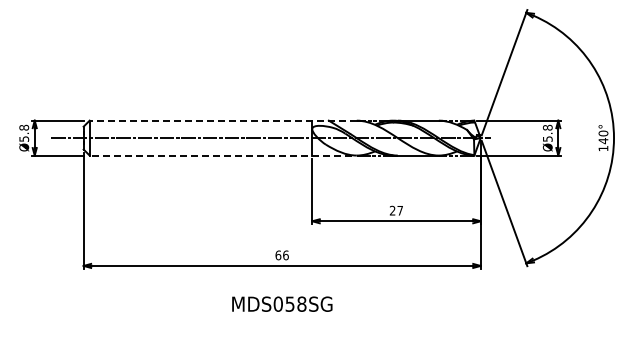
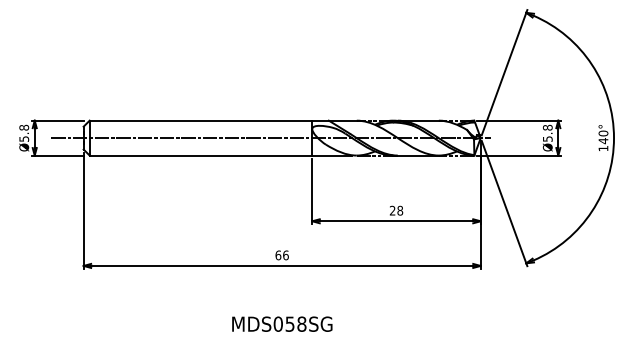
line: dashed -> solid (223, 120)
line: dashed -> solid (220, 155)
text: 27 -> 28 (400, 210)
text position: (282, 303) -> (282, 323) (282, 323)
